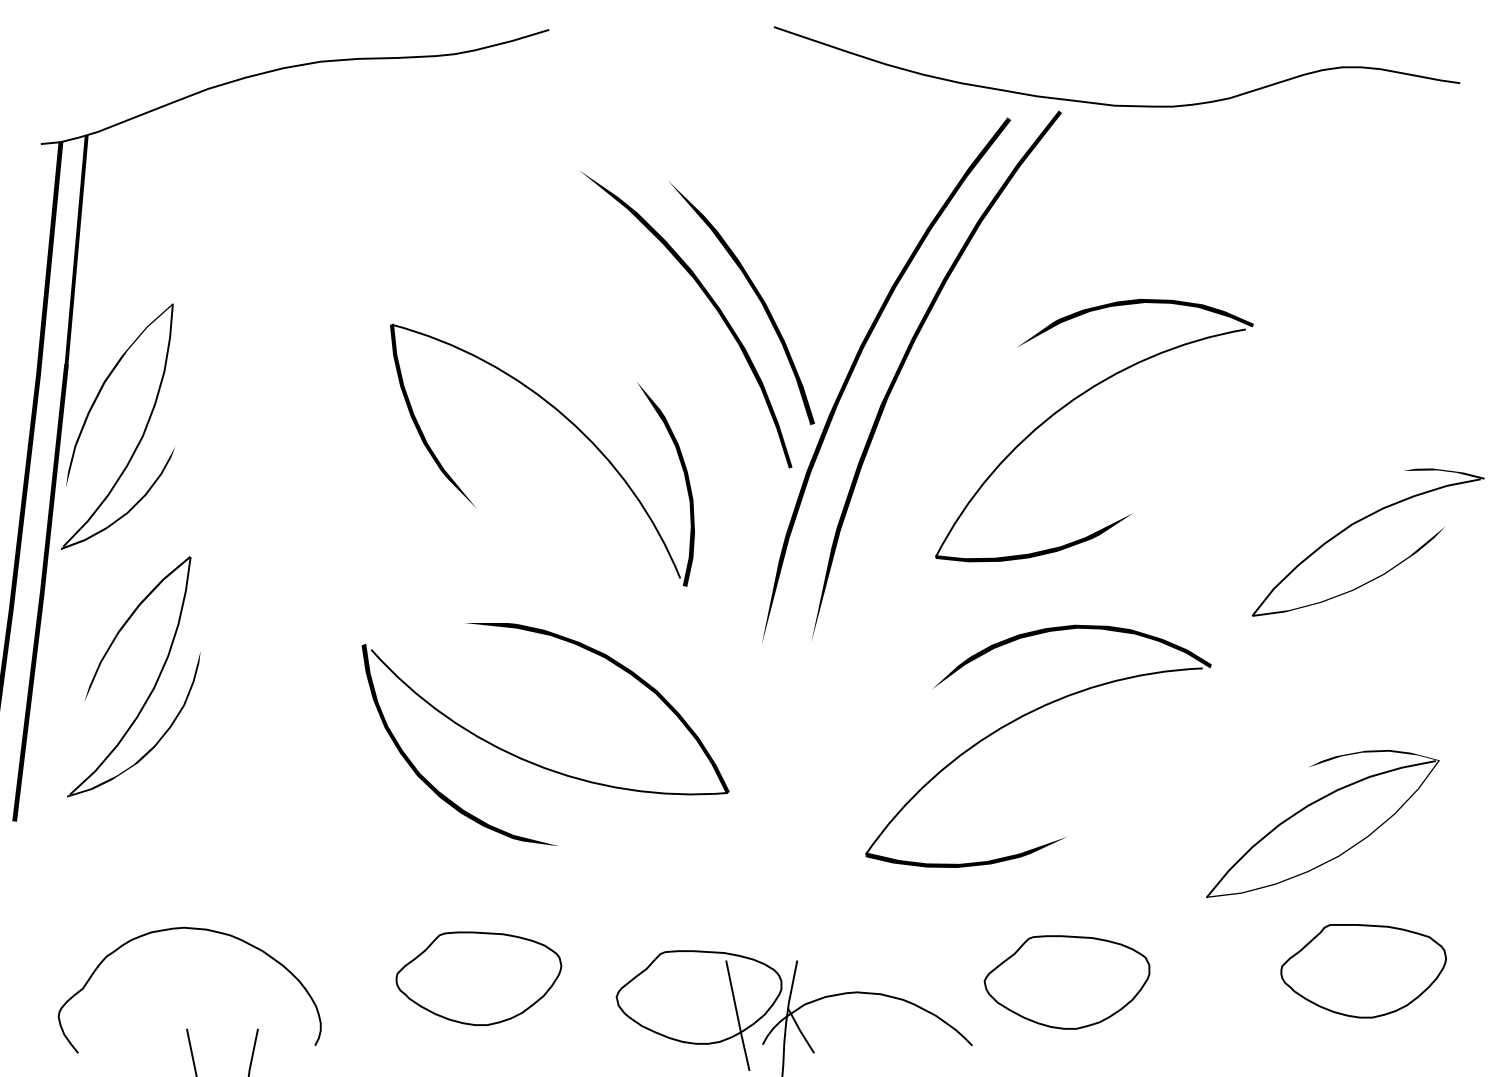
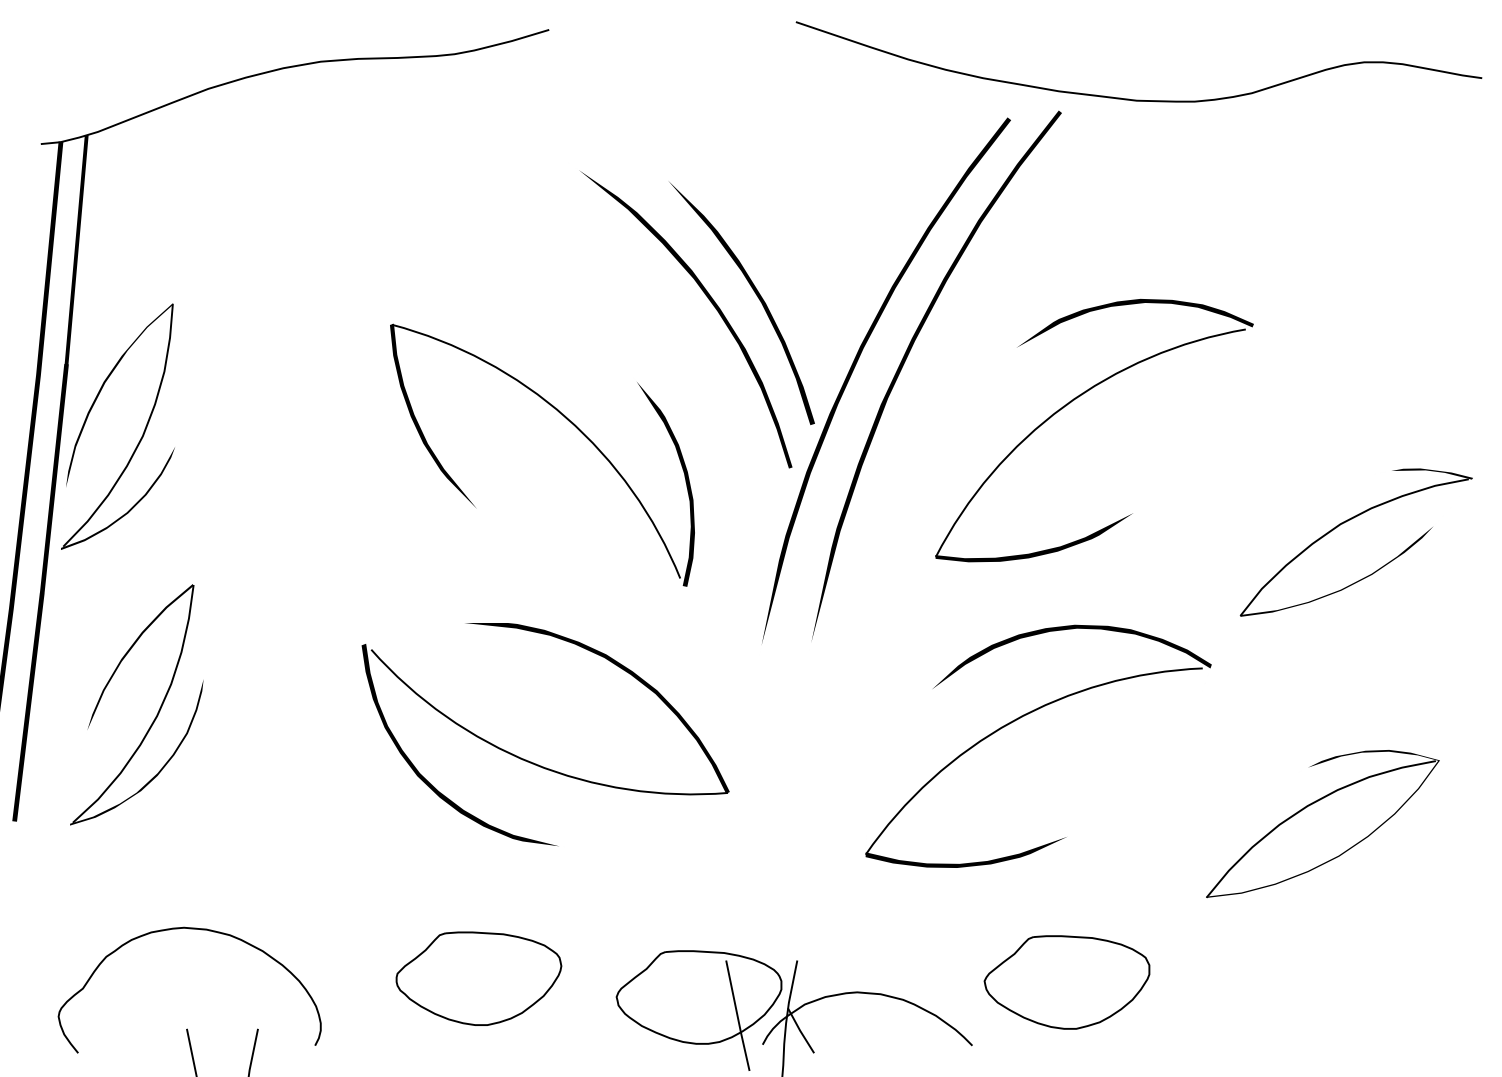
curve position: (1116, 104) -> (1138, 99) (1138, 99)
part position: (1358, 522) -> (1346, 522) (1346, 522)
part position: (153, 686) -> (156, 714) (156, 714)
part: present -> none (1363, 971)
